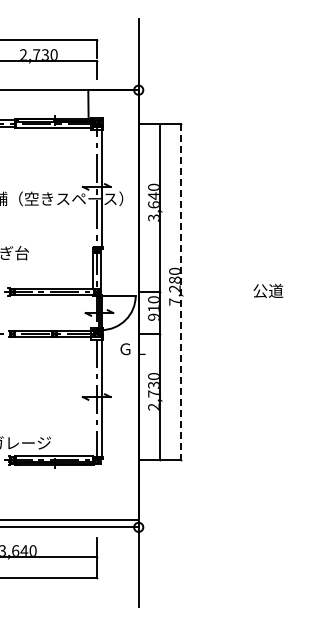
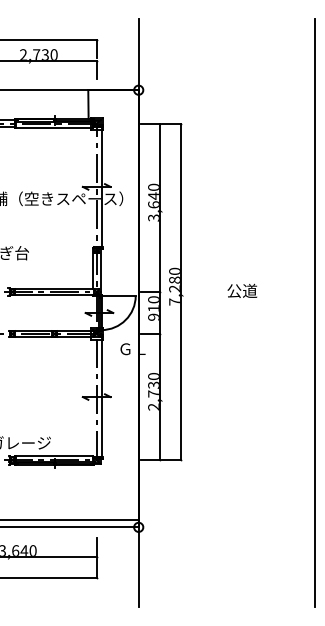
text position: (268, 290) -> (242, 290) (242, 290)
line: dashed -> solid (180, 292)
line: none -> present (315, 312)
